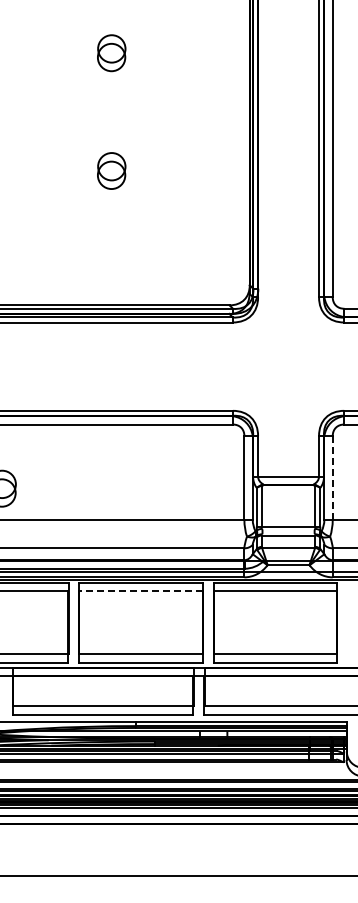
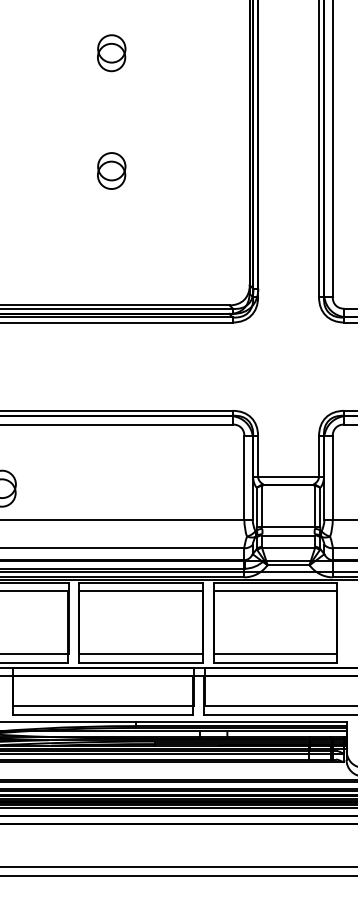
line: dashed -> solid (332, 478)
line: dashed -> solid (140, 591)
line: none -> present (178, 866)
